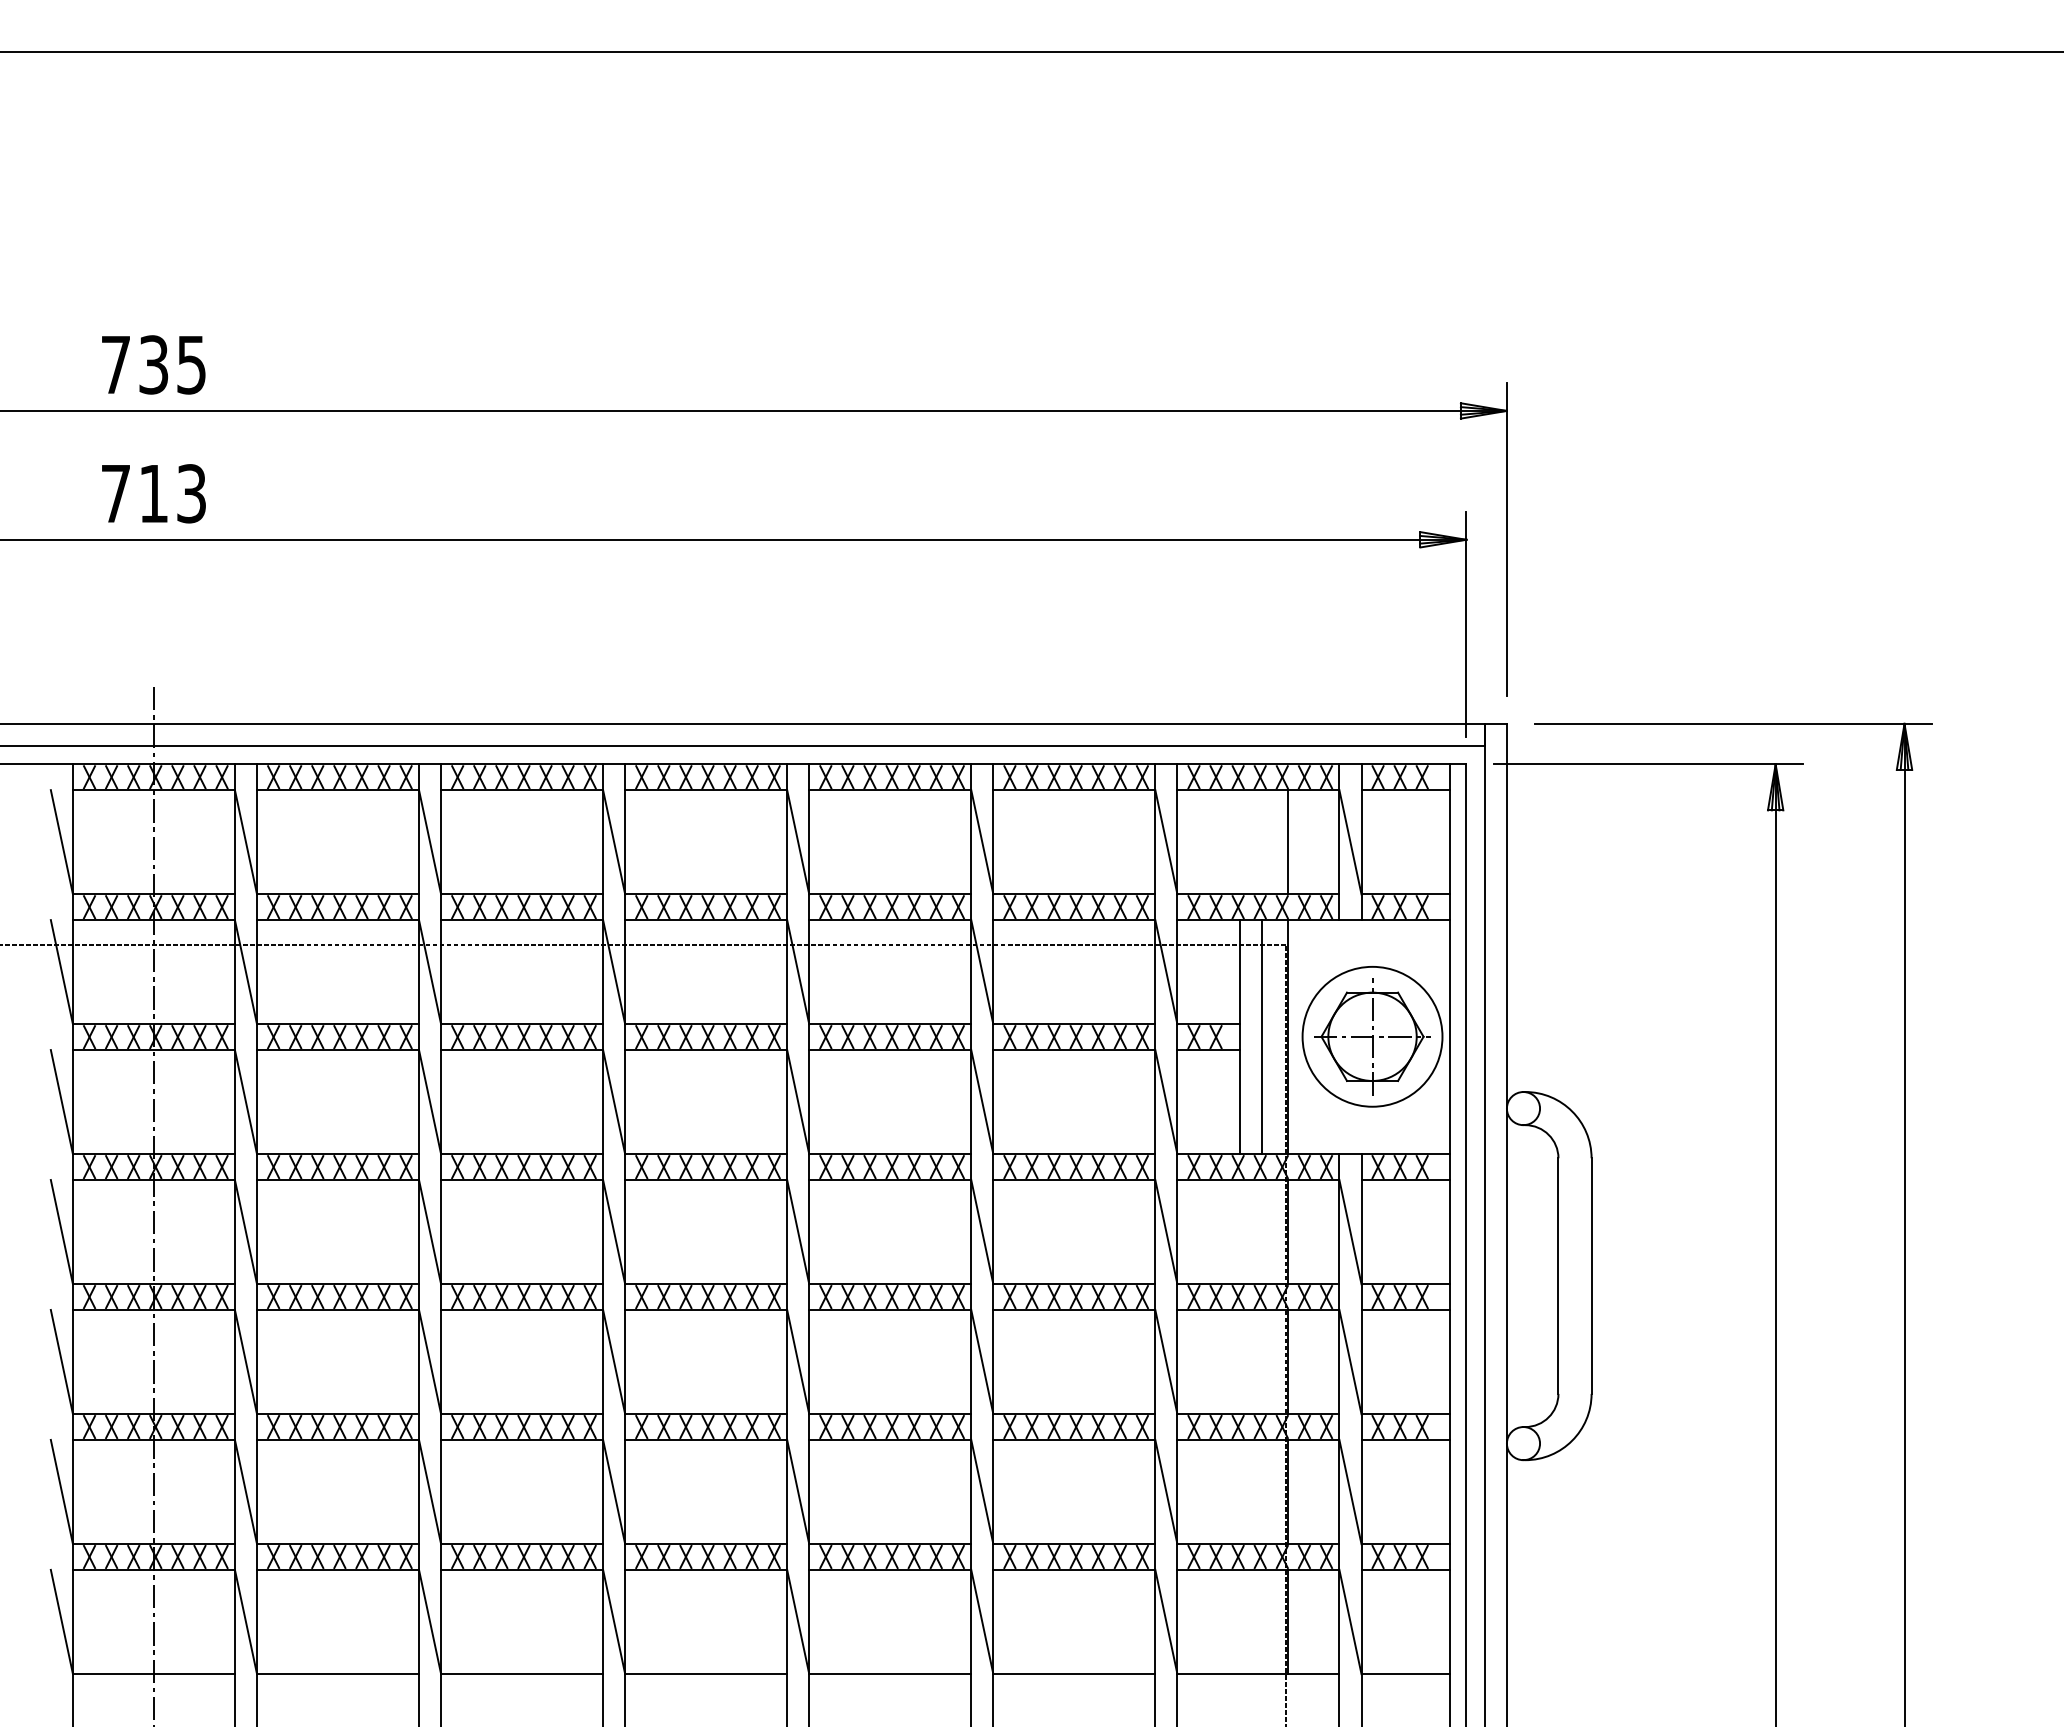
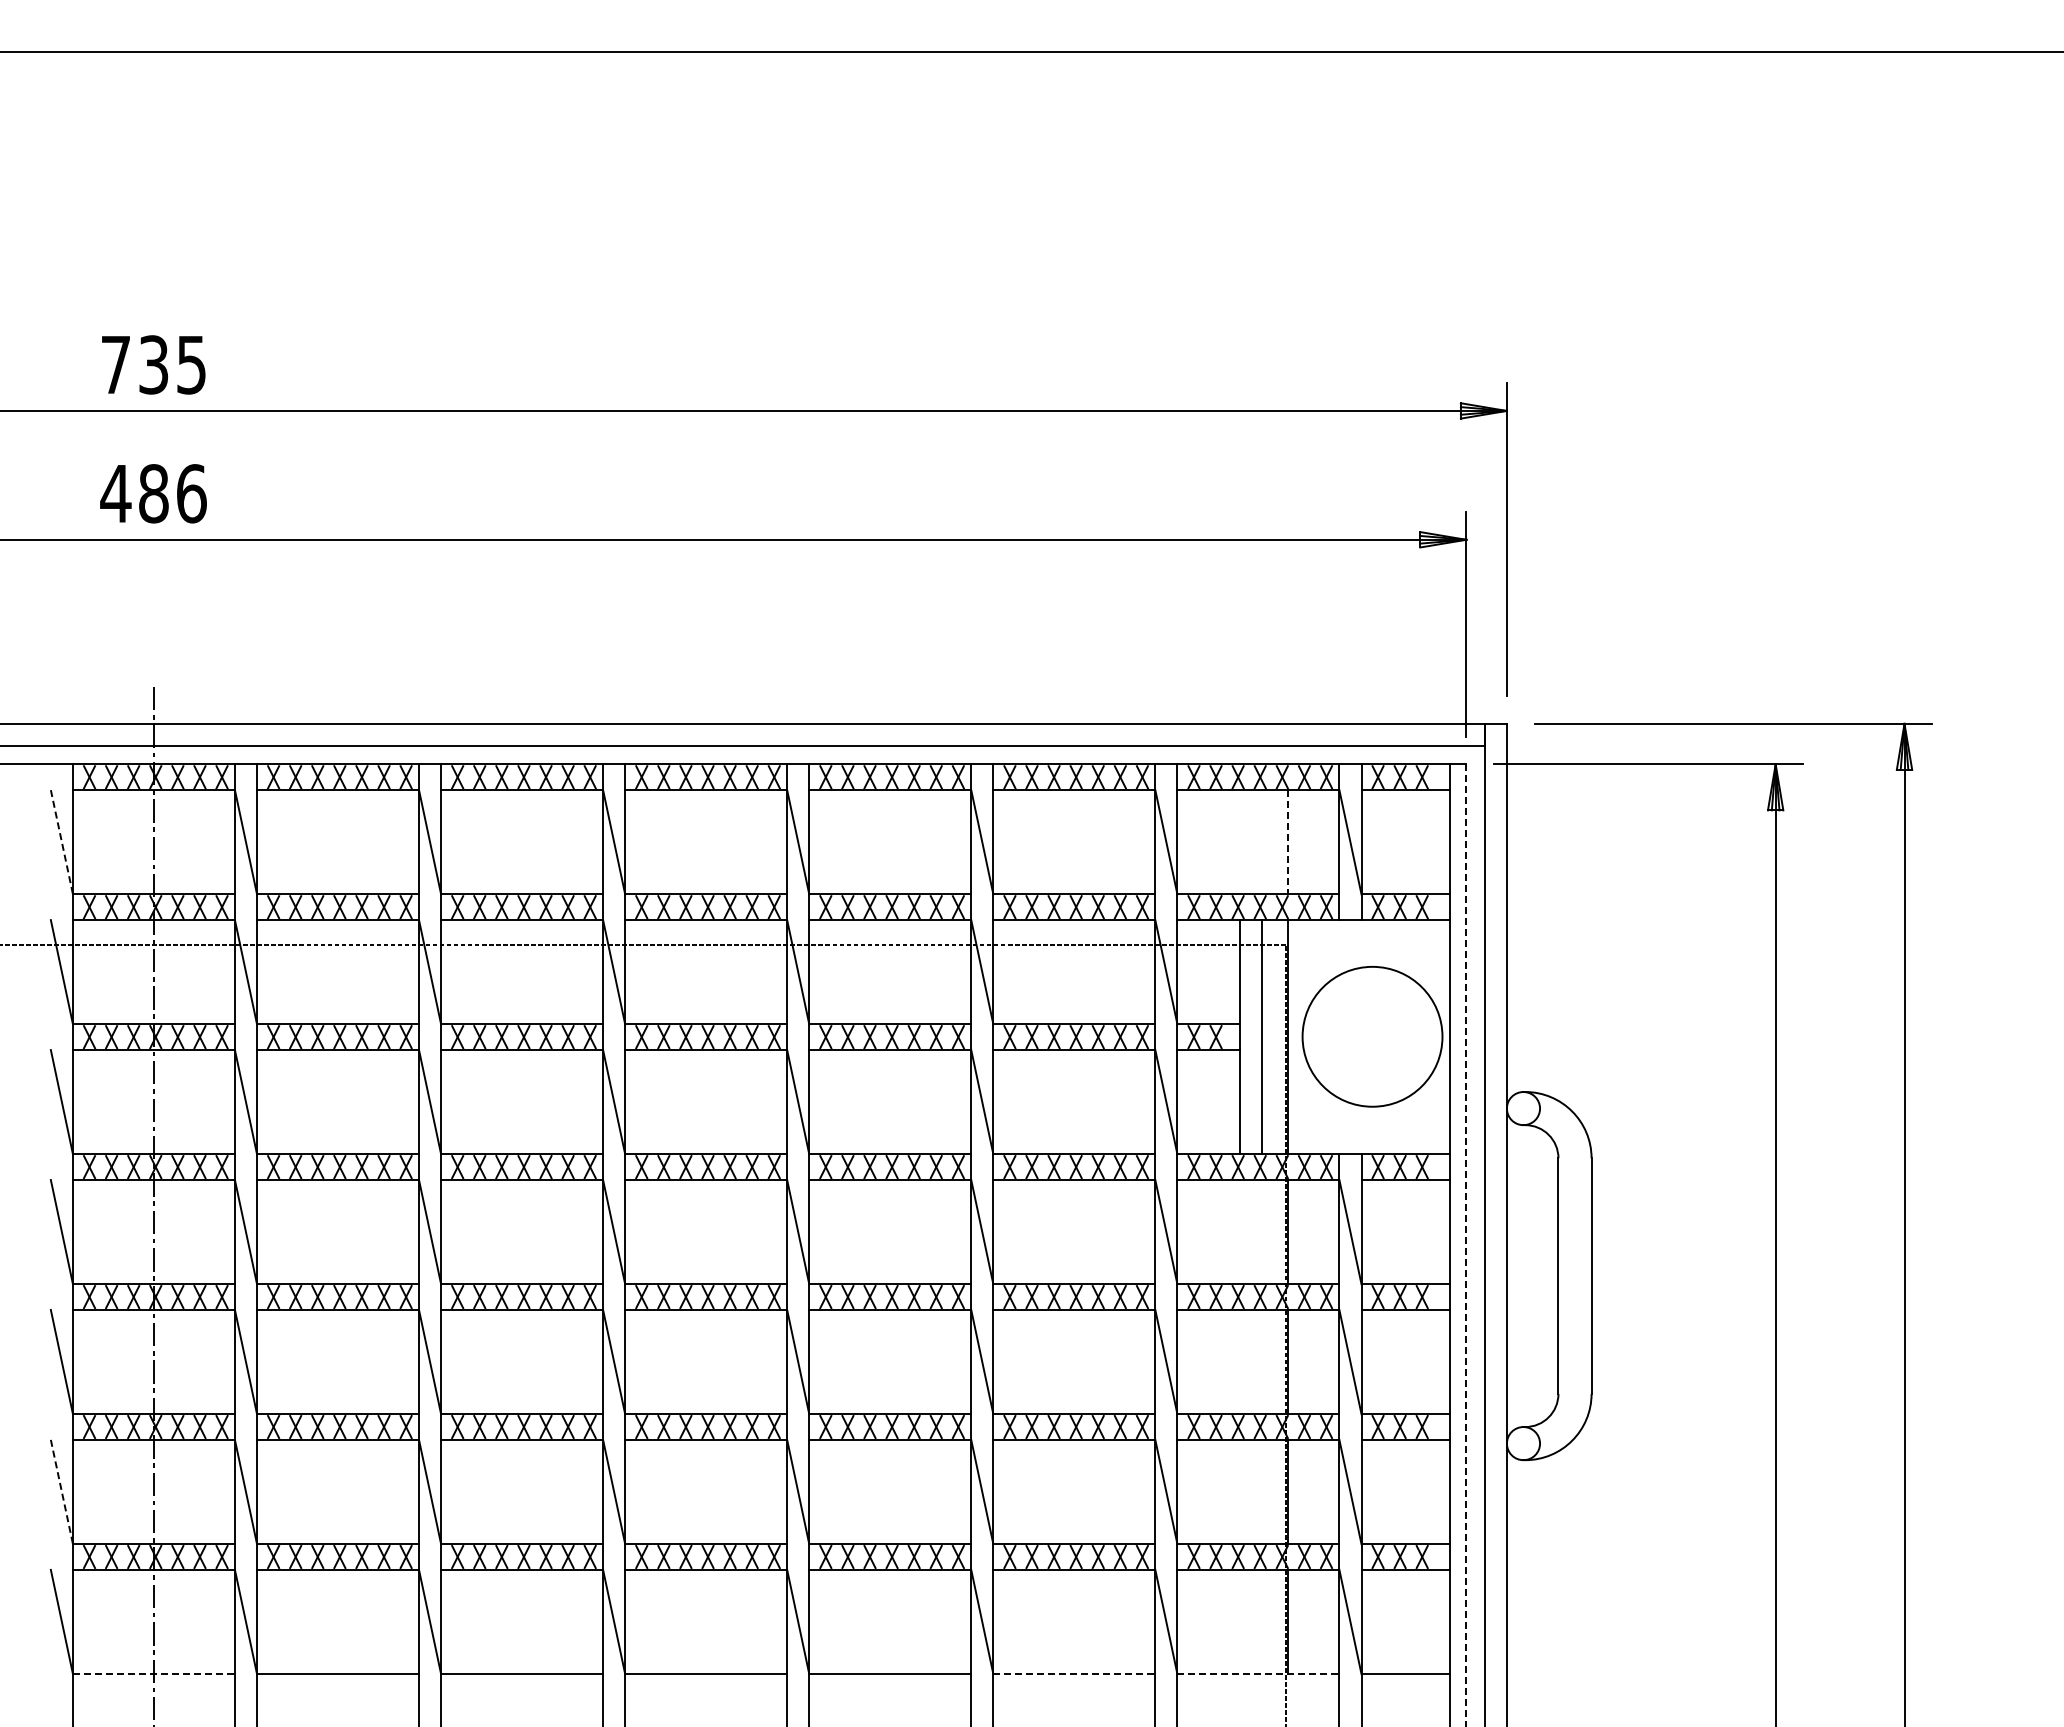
text: 713 -> 486 (153, 493)
line: solid -> dashed (62, 842)
line: solid -> dashed (1287, 842)
part: present -> none (1372, 1036)
line: solid -> dashed (1466, 1245)
line: solid -> dashed (62, 1492)
line: solid -> dashed (153, 1674)
line: solid -> dashed (1074, 1674)
line: solid -> dashed (1258, 1674)
